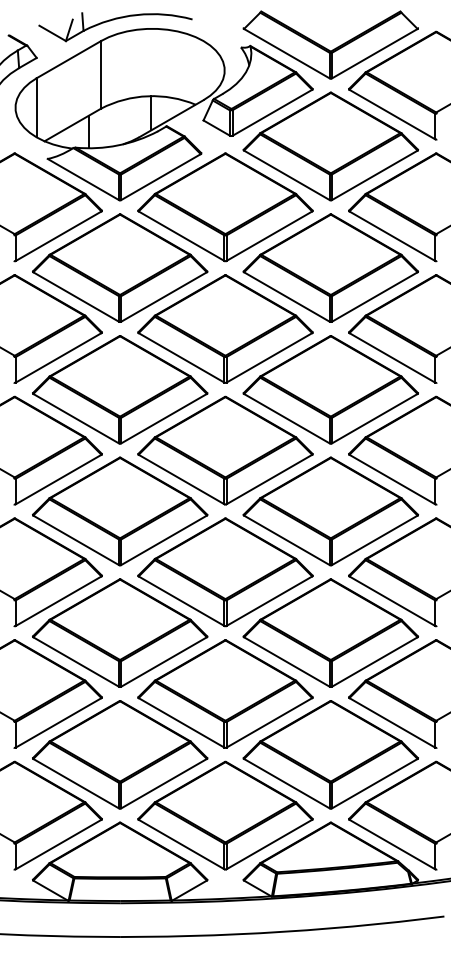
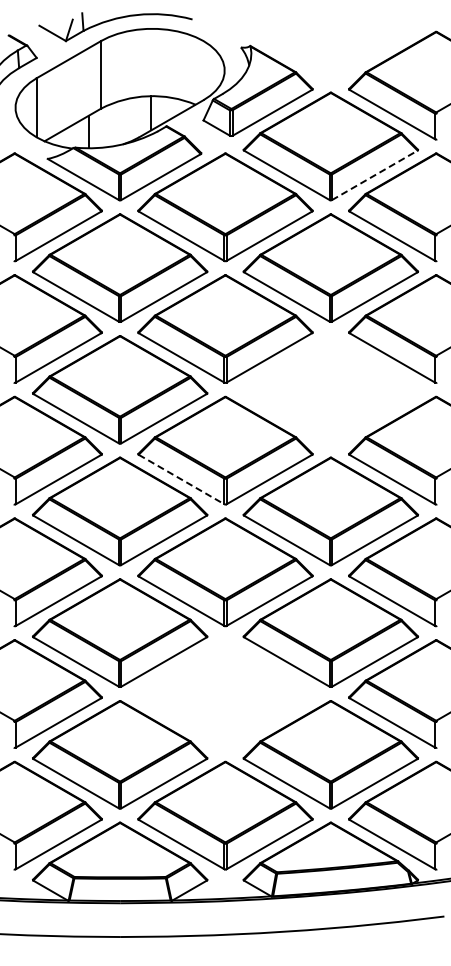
part: present -> none (330, 44)
line: solid -> dashed (374, 175)
part: present -> none (330, 389)
line: solid -> dashed (181, 479)
part: present -> none (225, 693)
